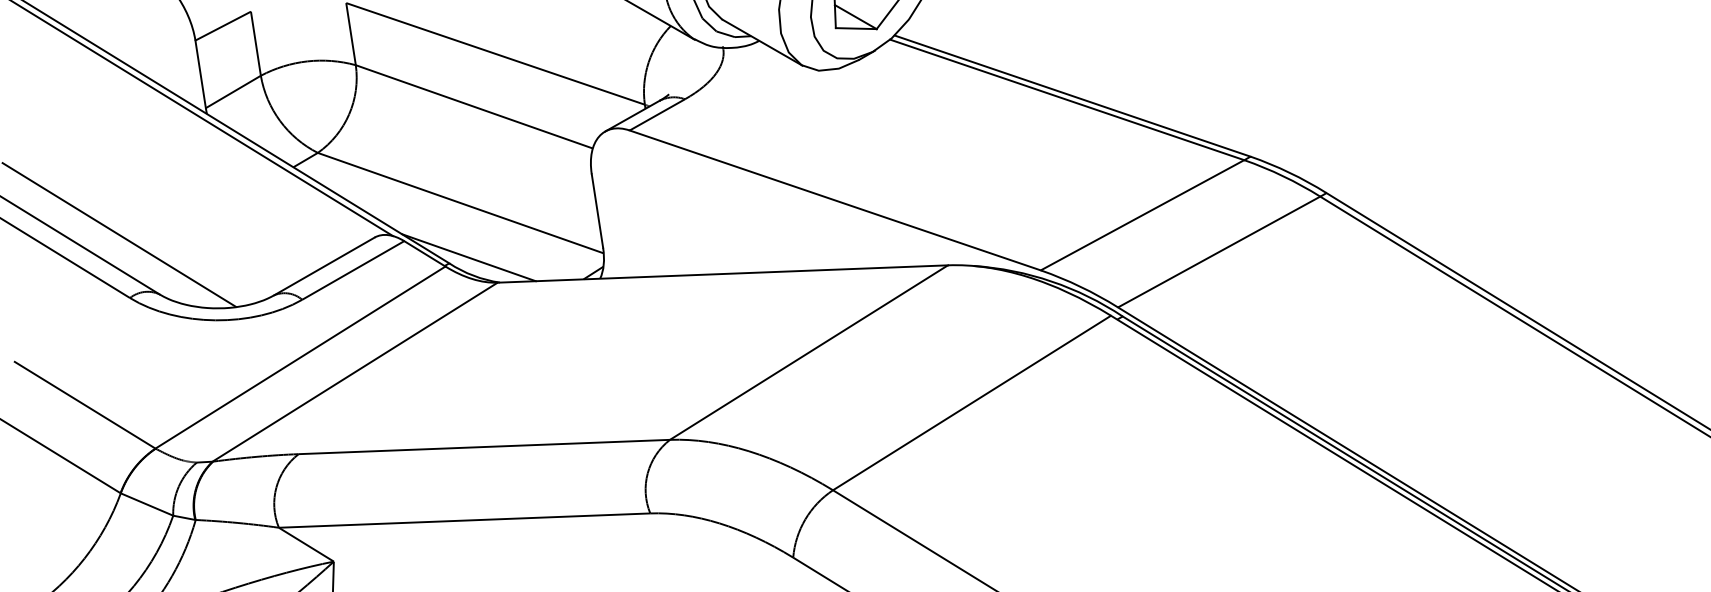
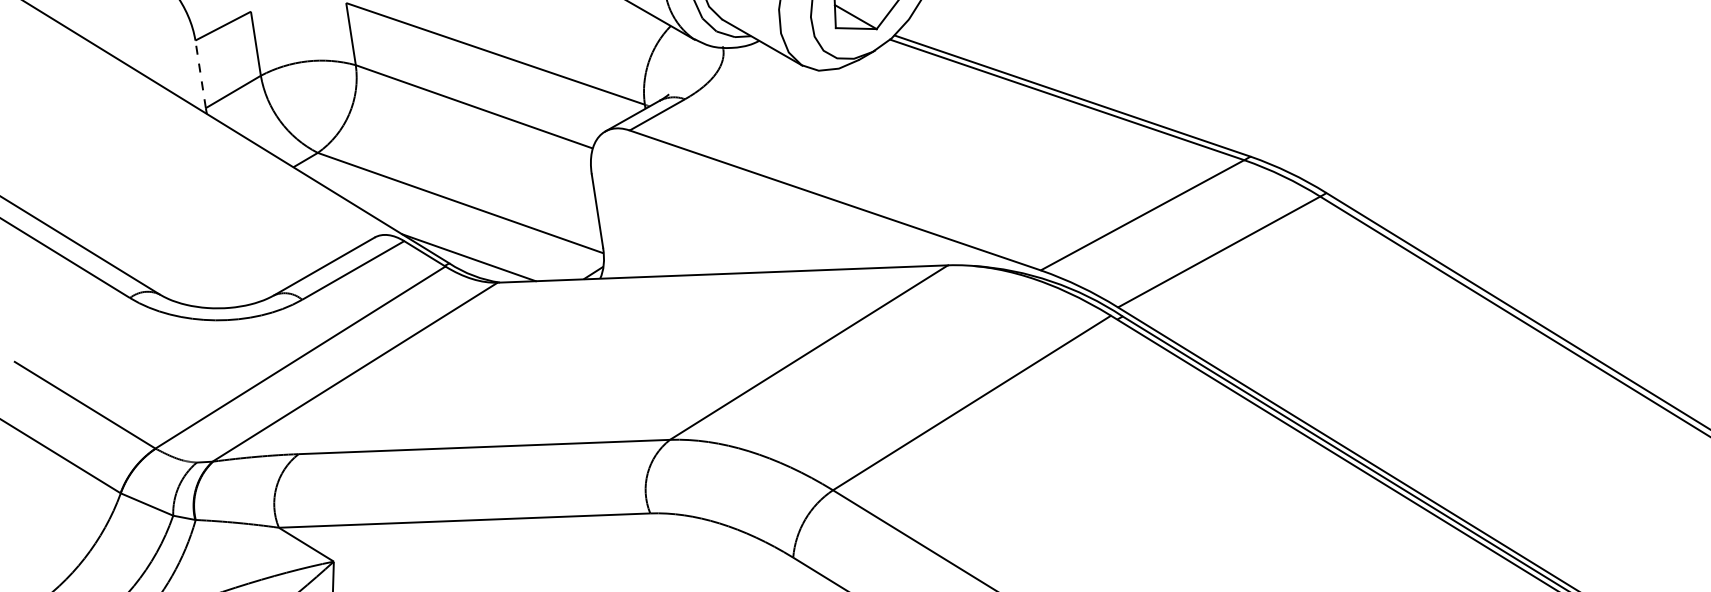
line: solid -> dashed (200, 73)
line: present -> none (203, 119)
line: present -> none (119, 234)
